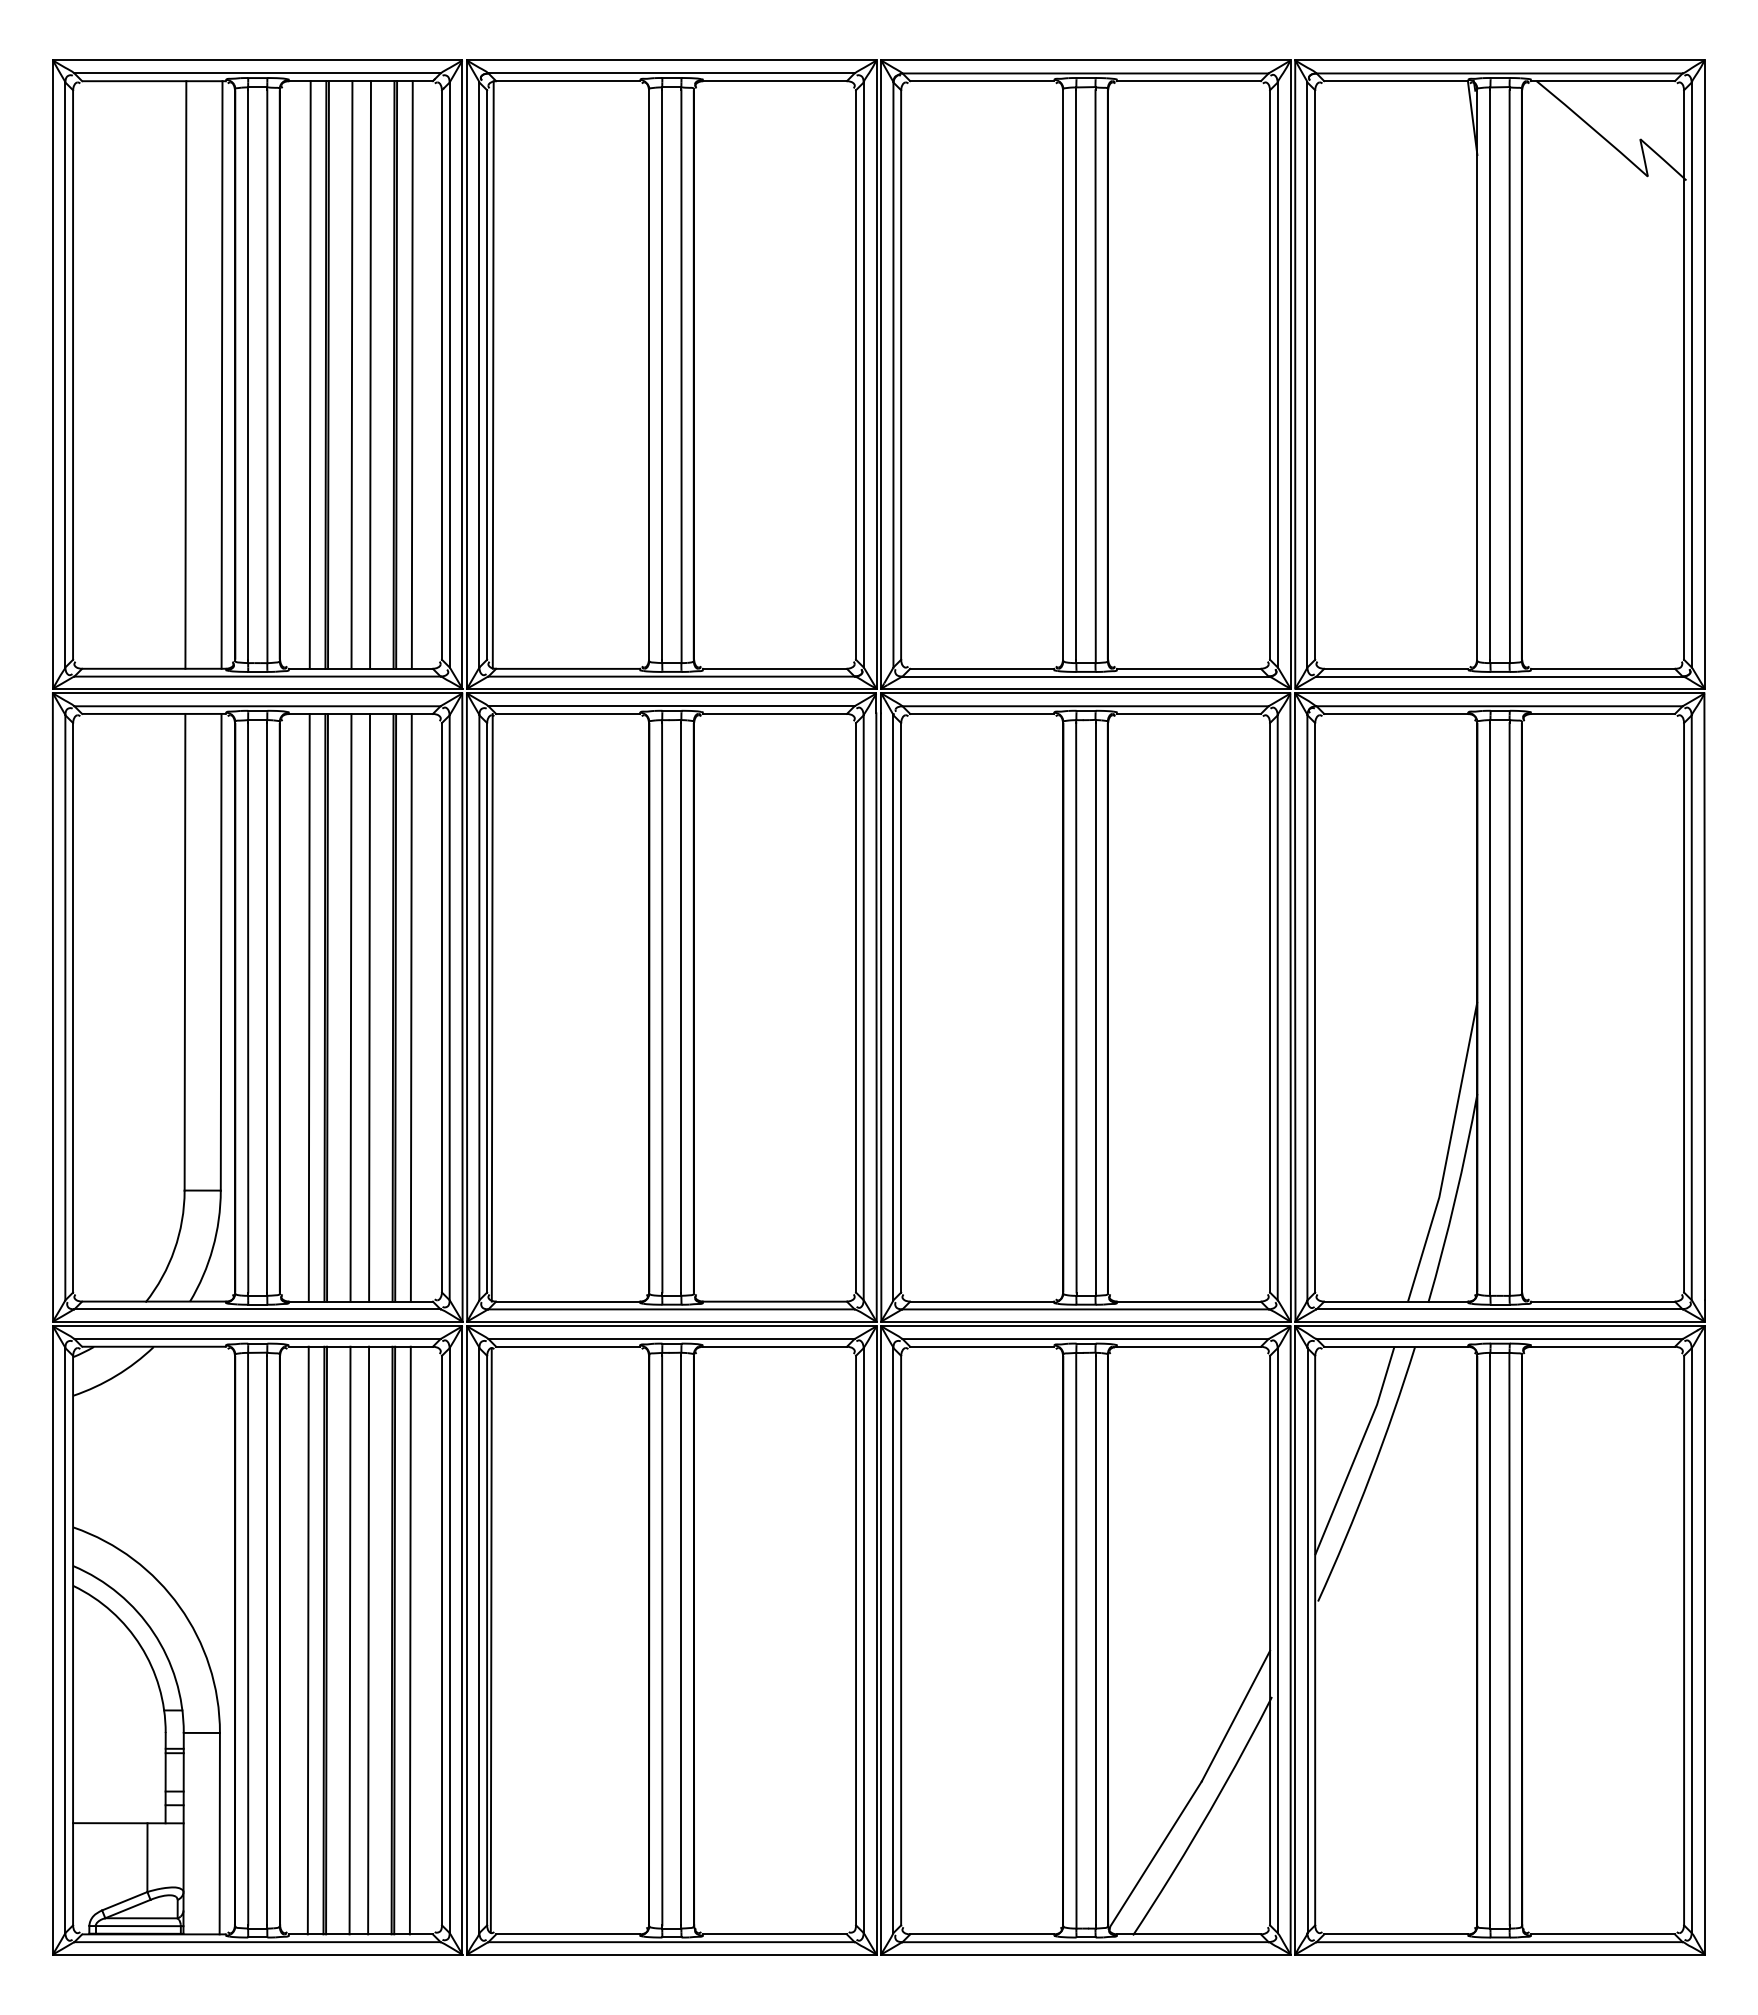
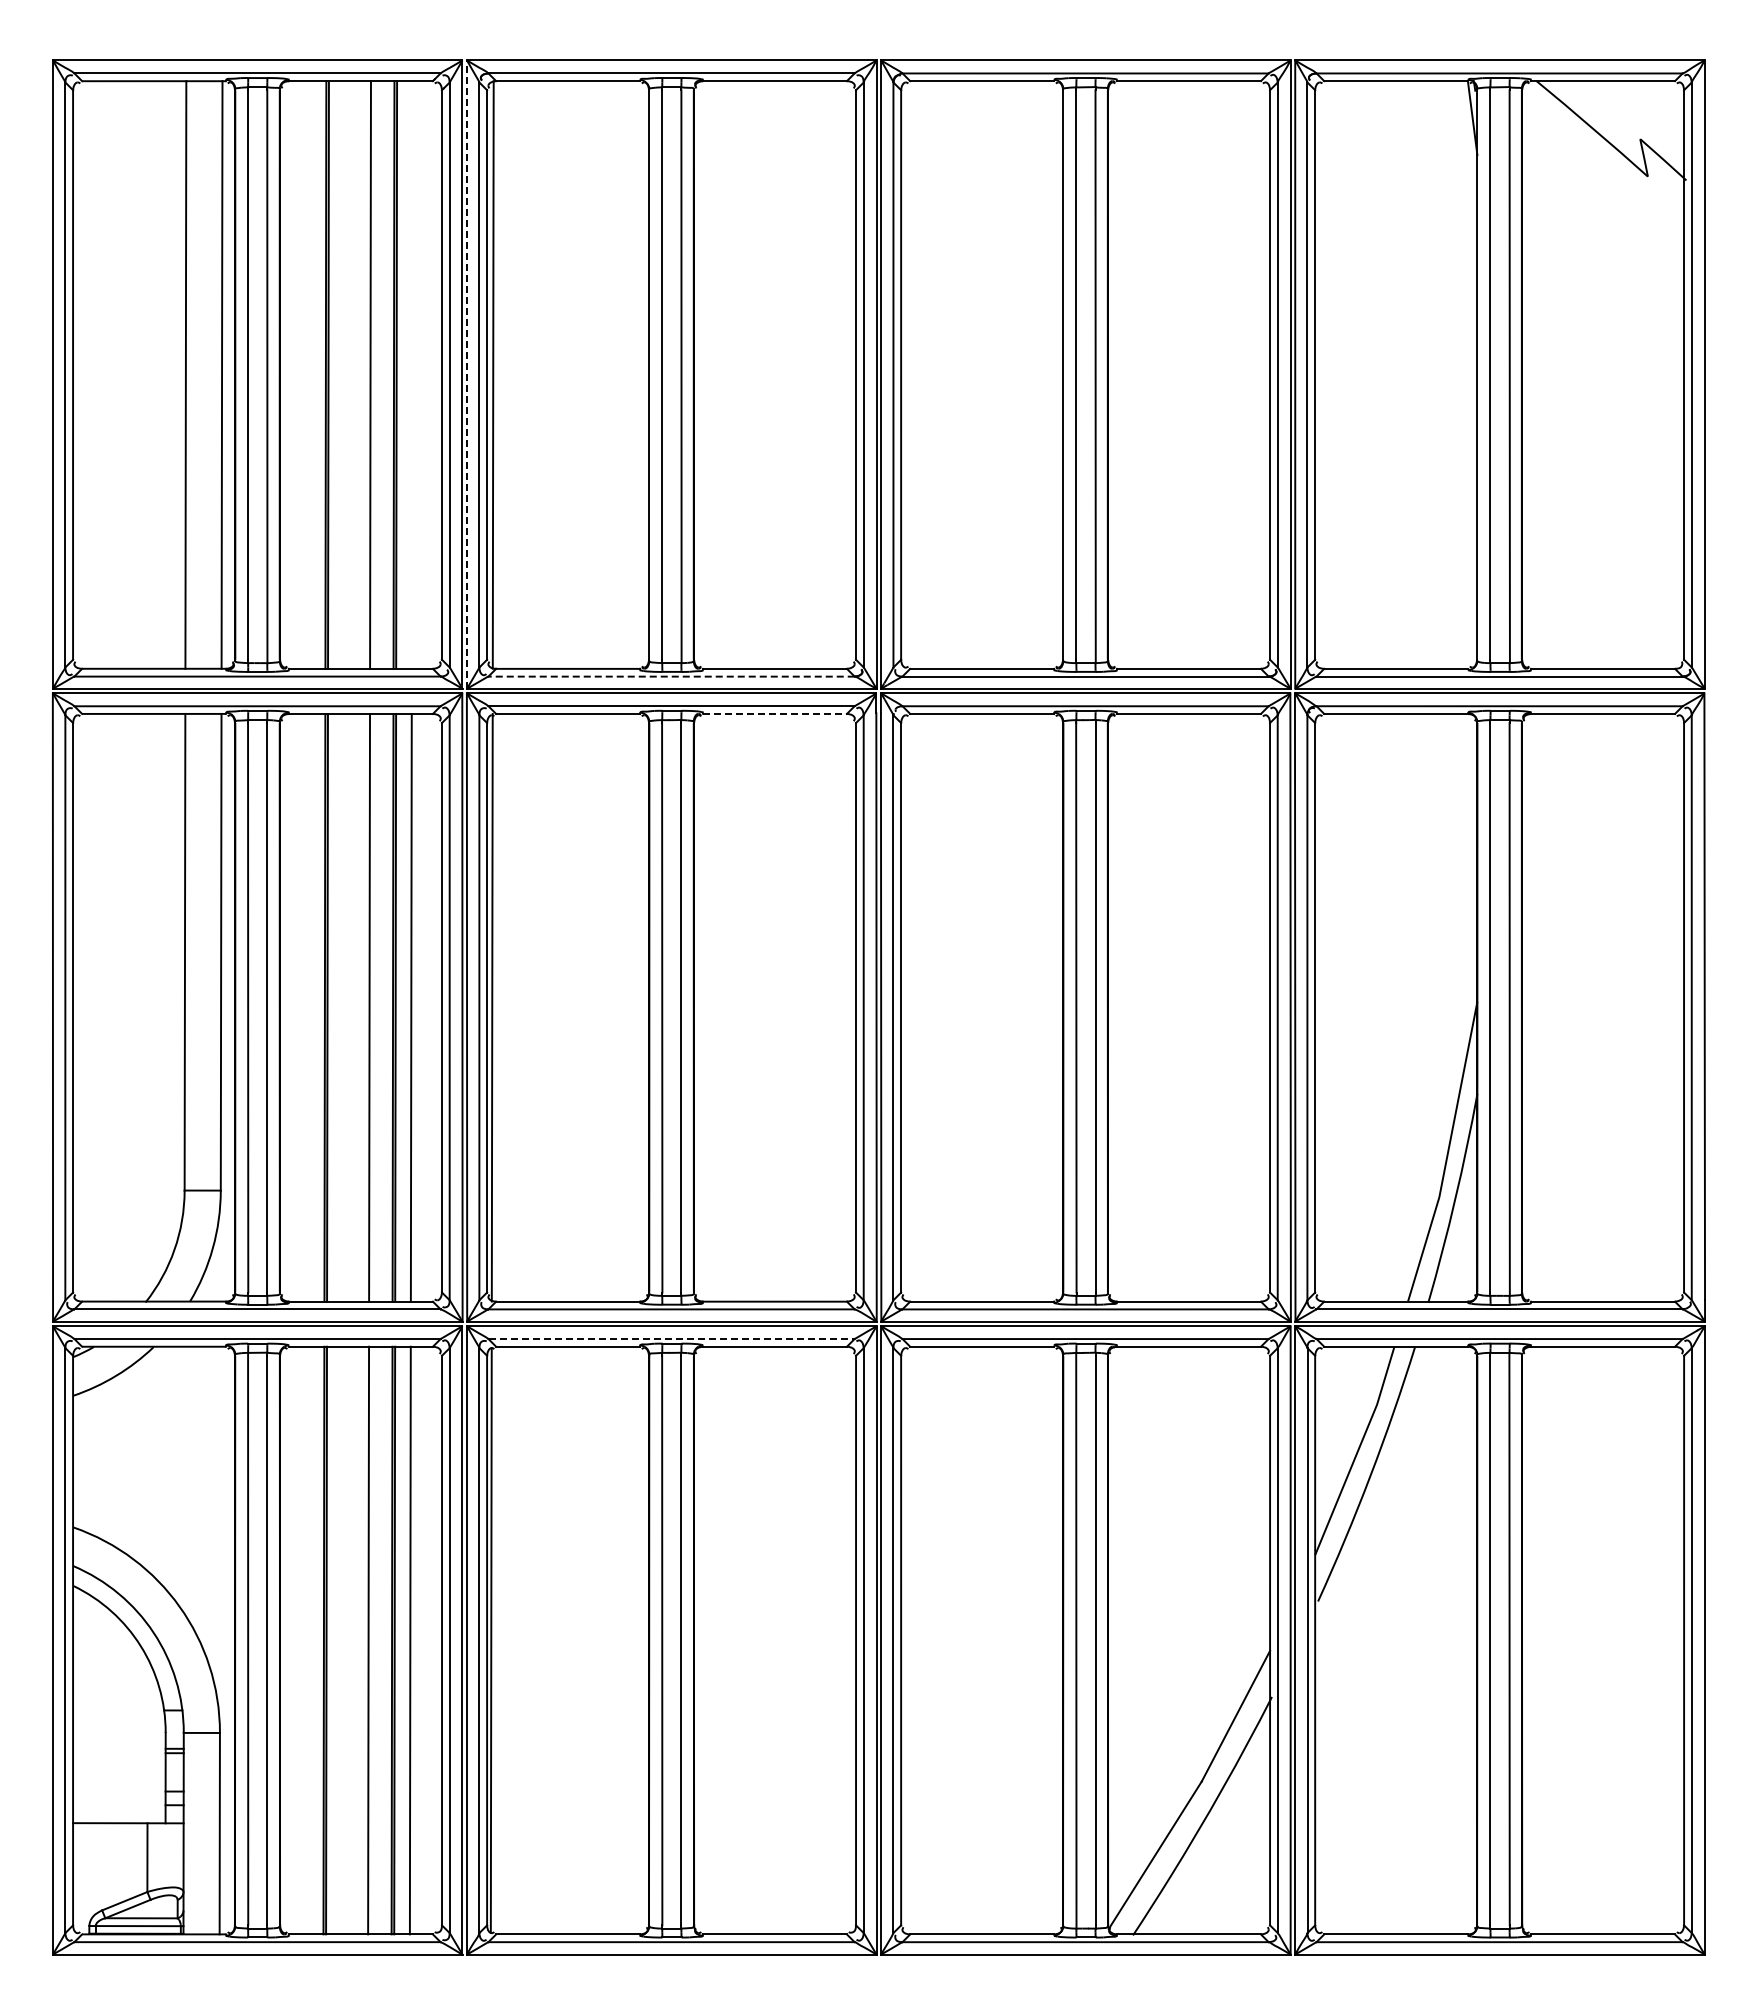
line: present -> none (309, 374)
line: present -> none (351, 374)
line: present -> none (411, 374)
line: solid -> dashed (467, 374)
line: solid -> dashed (671, 676)
line: solid -> dashed (775, 714)
line: present -> none (308, 1007)
line: present -> none (350, 1007)
line: solid -> dashed (672, 1339)
line: present -> none (307, 1640)
line: present -> none (349, 1640)
